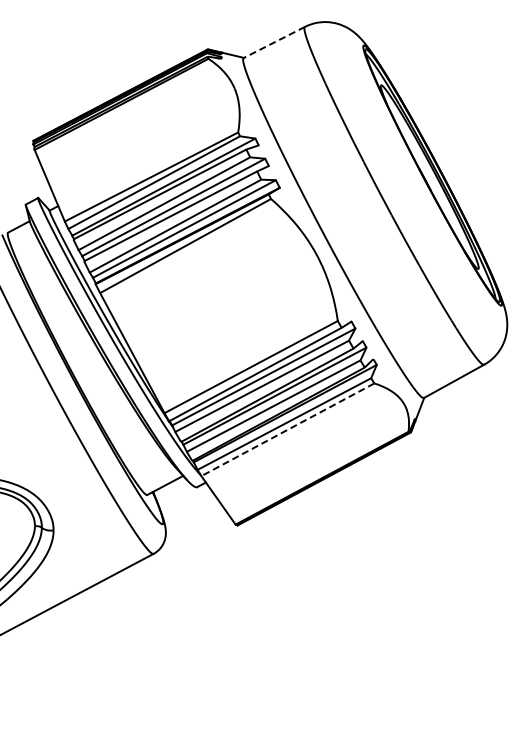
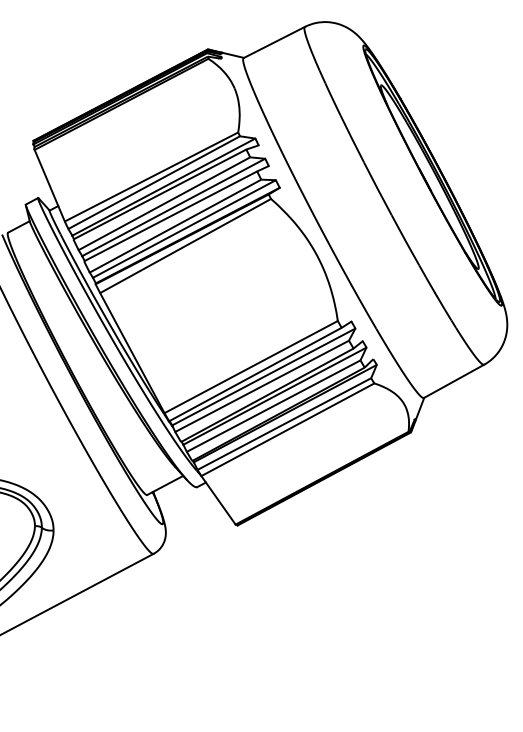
line: dashed -> solid (273, 42)
line: dashed -> solid (287, 430)
